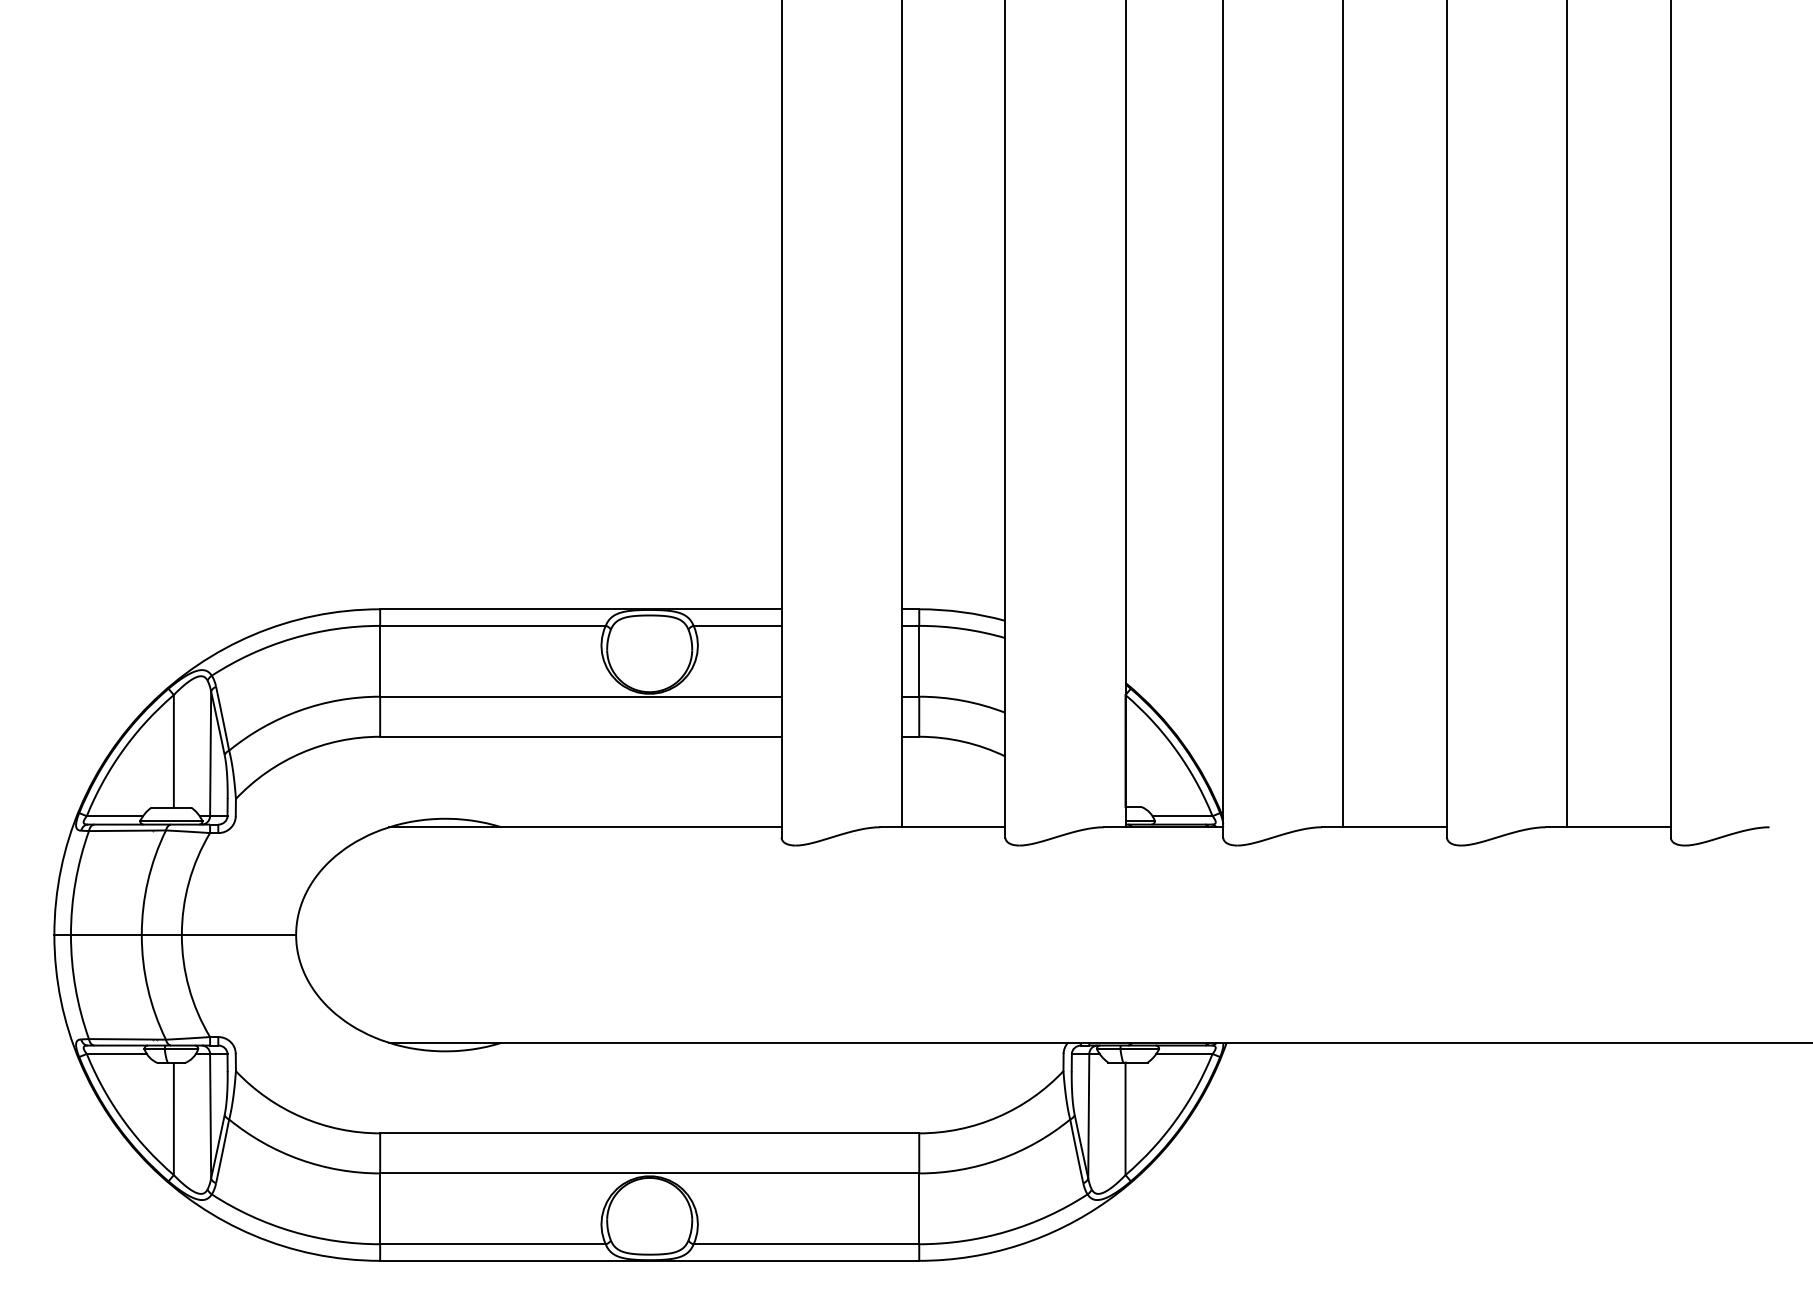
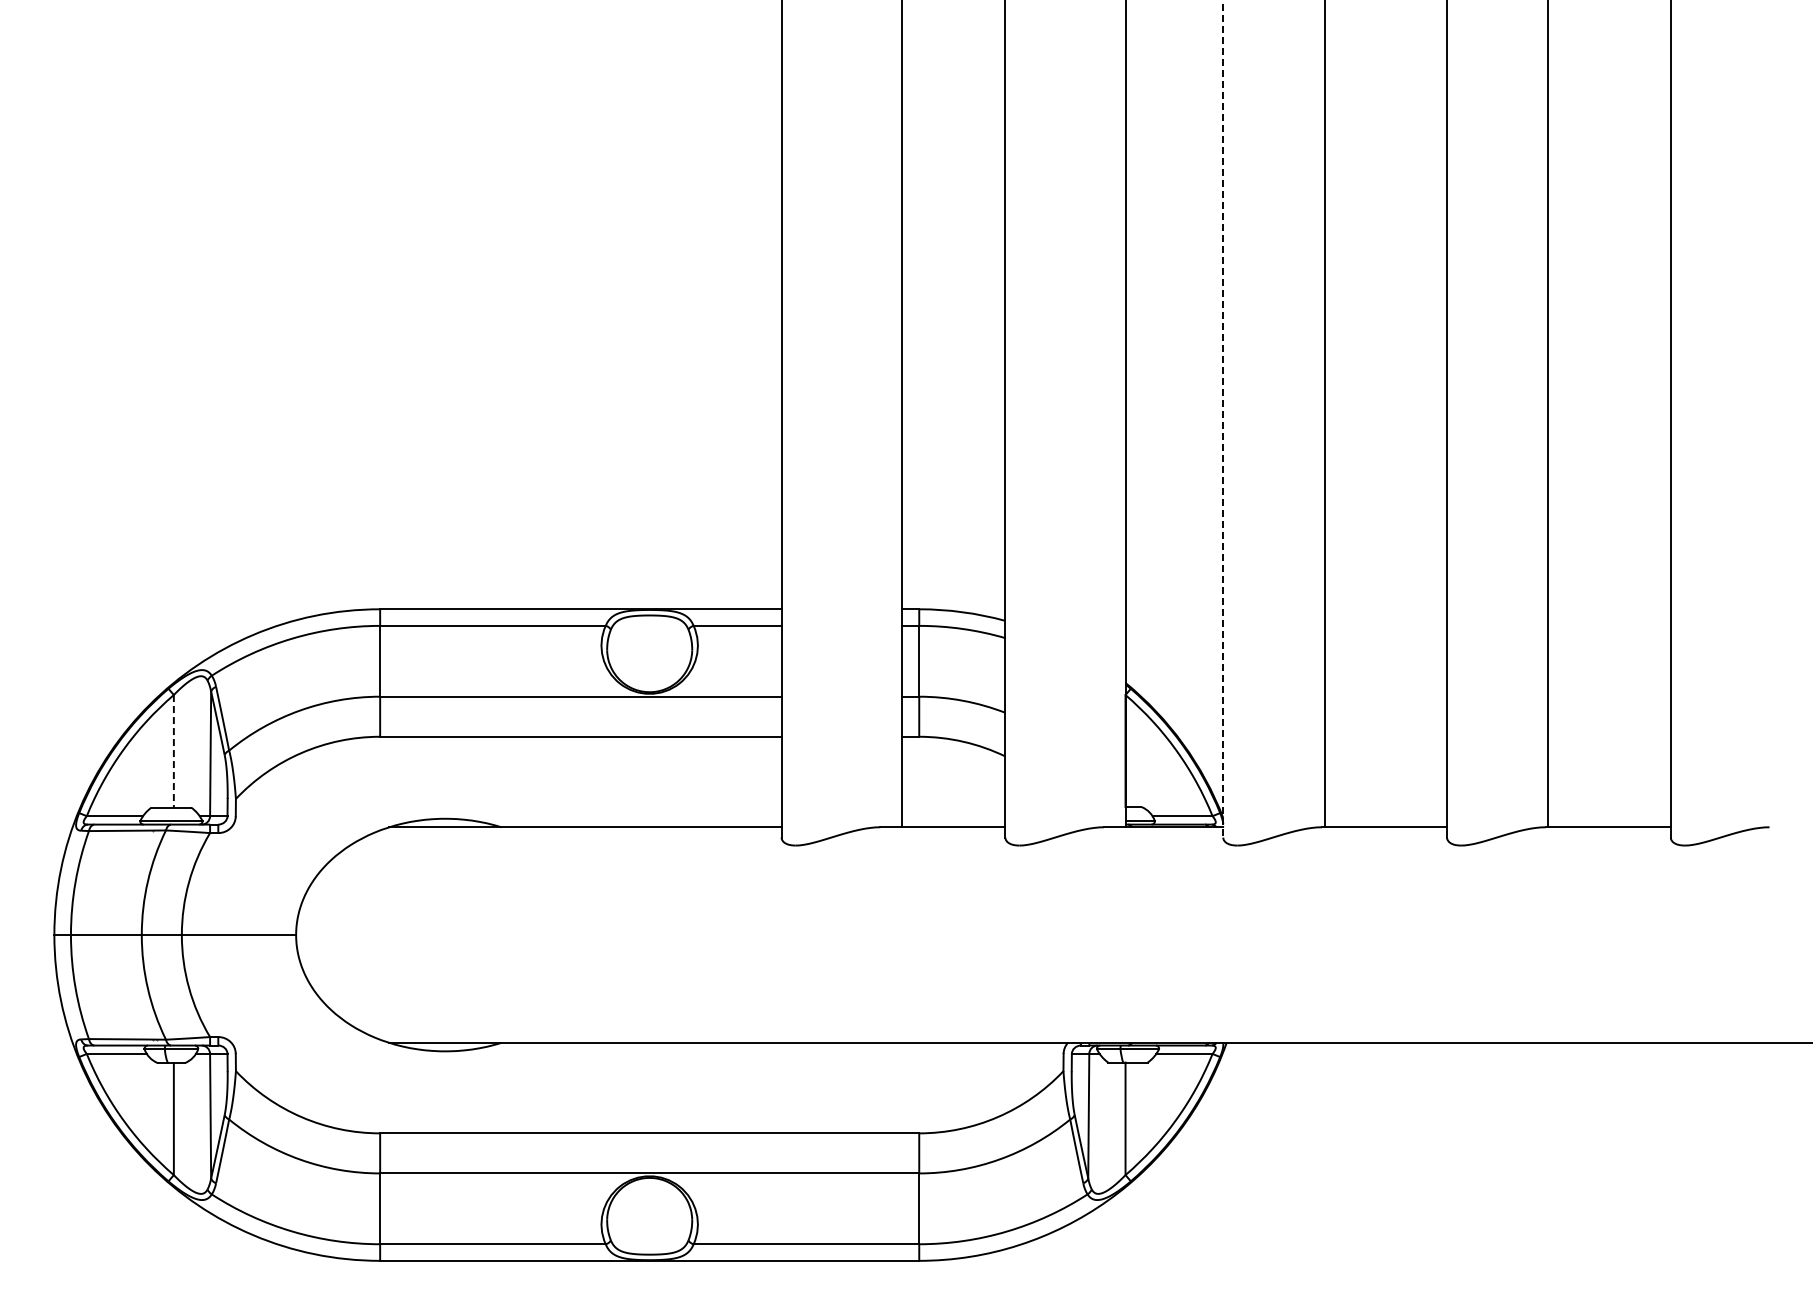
line position: (1343, 414) -> (1325, 414) (1325, 414)
line position: (1567, 414) -> (1548, 414) (1548, 414)
line: solid -> dashed (1223, 419)
line: solid -> dashed (173, 751)
